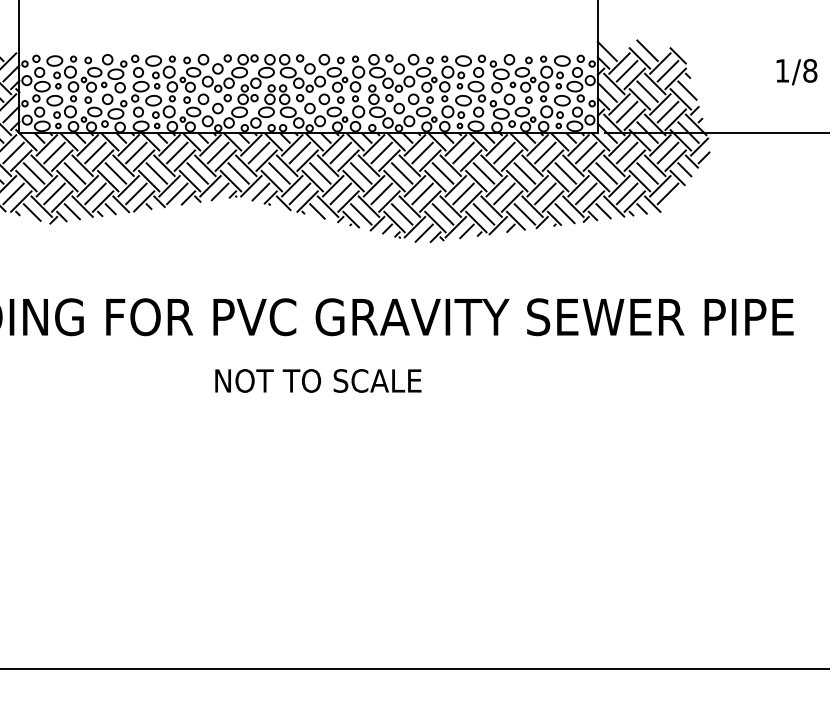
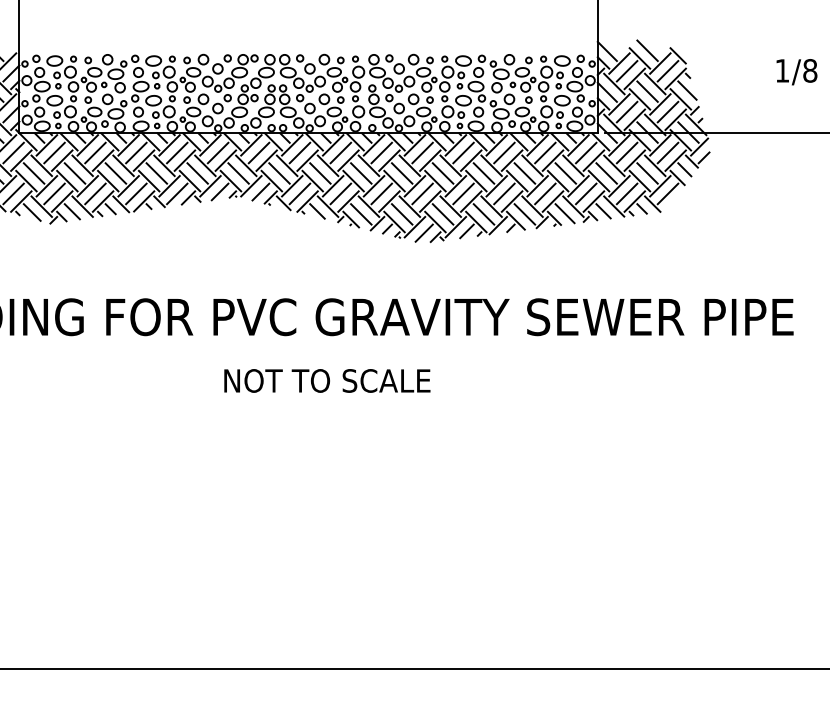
text position: (318, 380) -> (327, 380) (327, 380)
